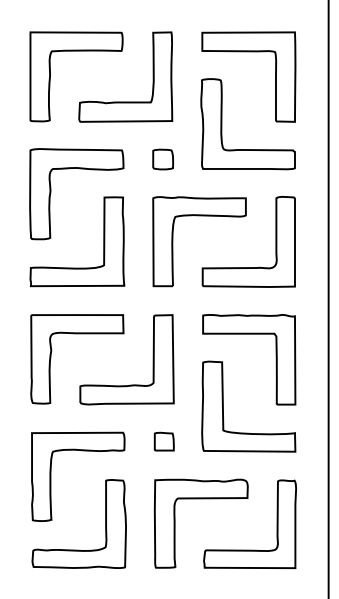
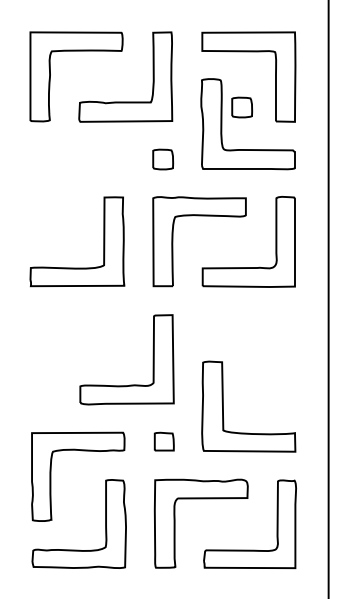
part: none -> present (242, 107)
part: present -> none (51, 193)
part: present -> none (77, 334)
part: present -> none (249, 334)
